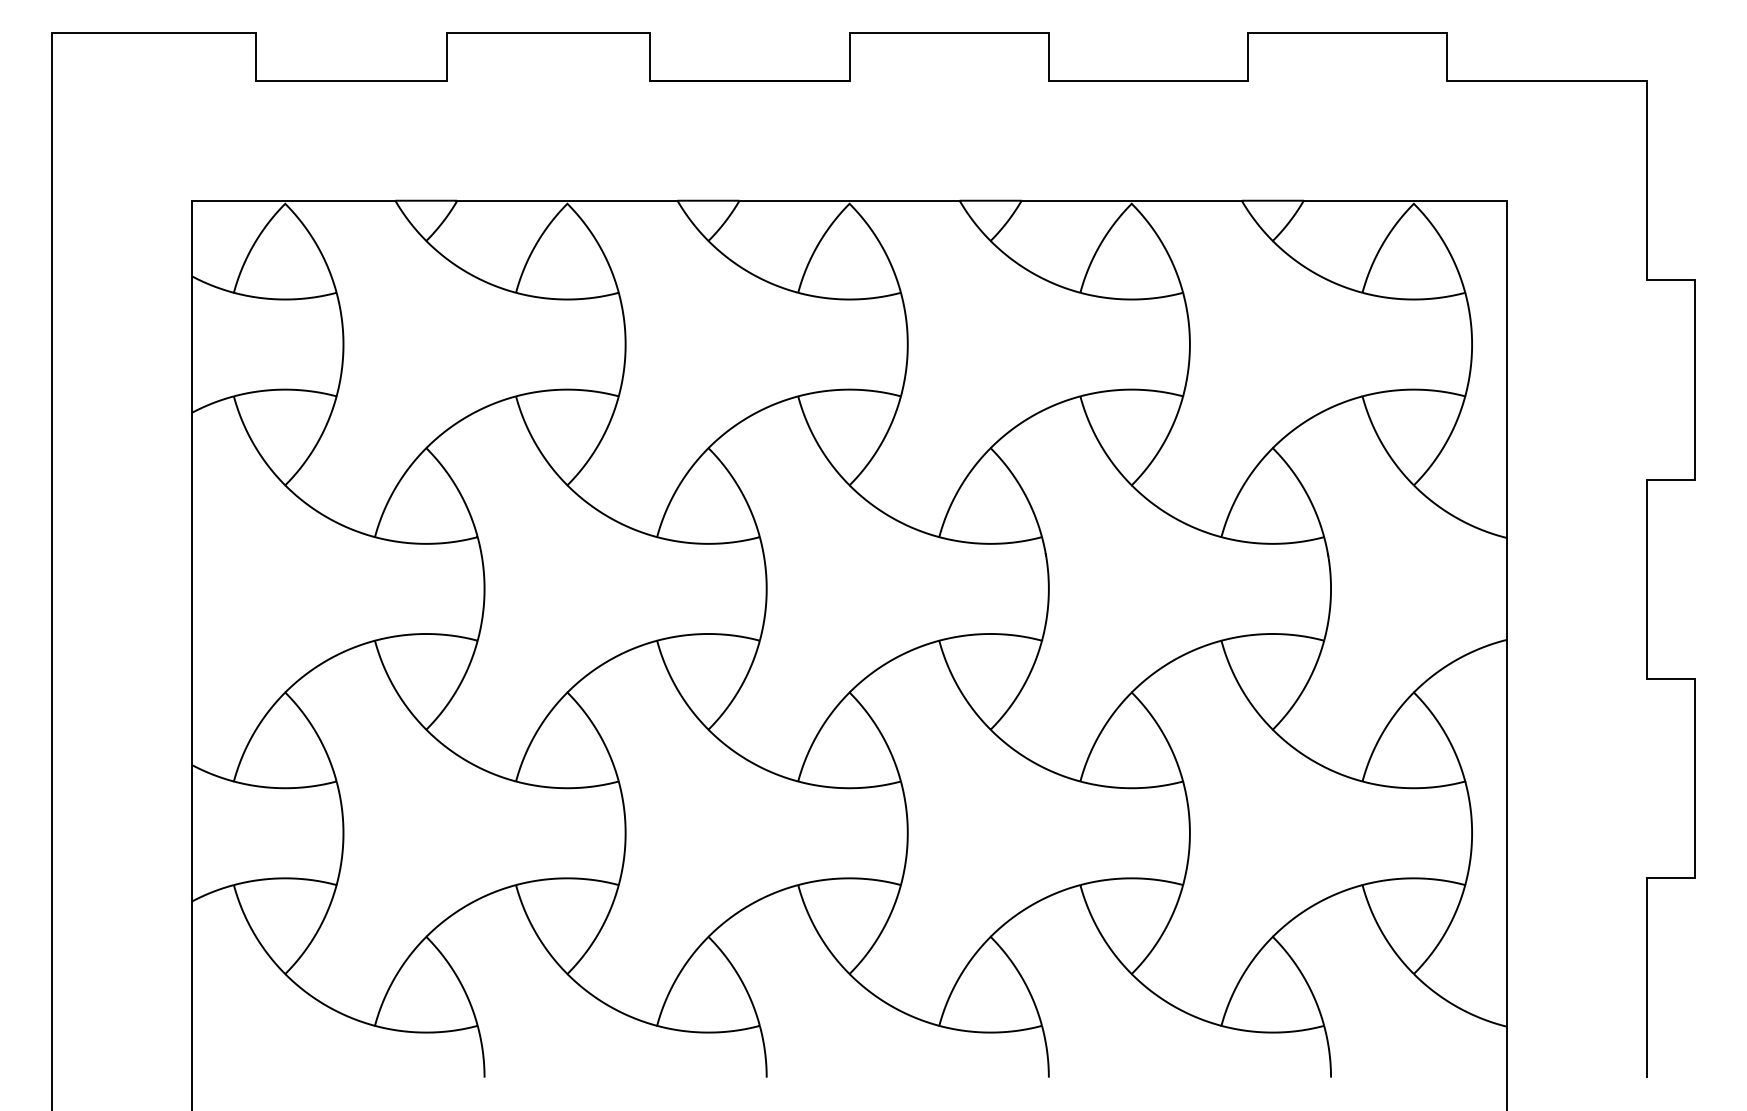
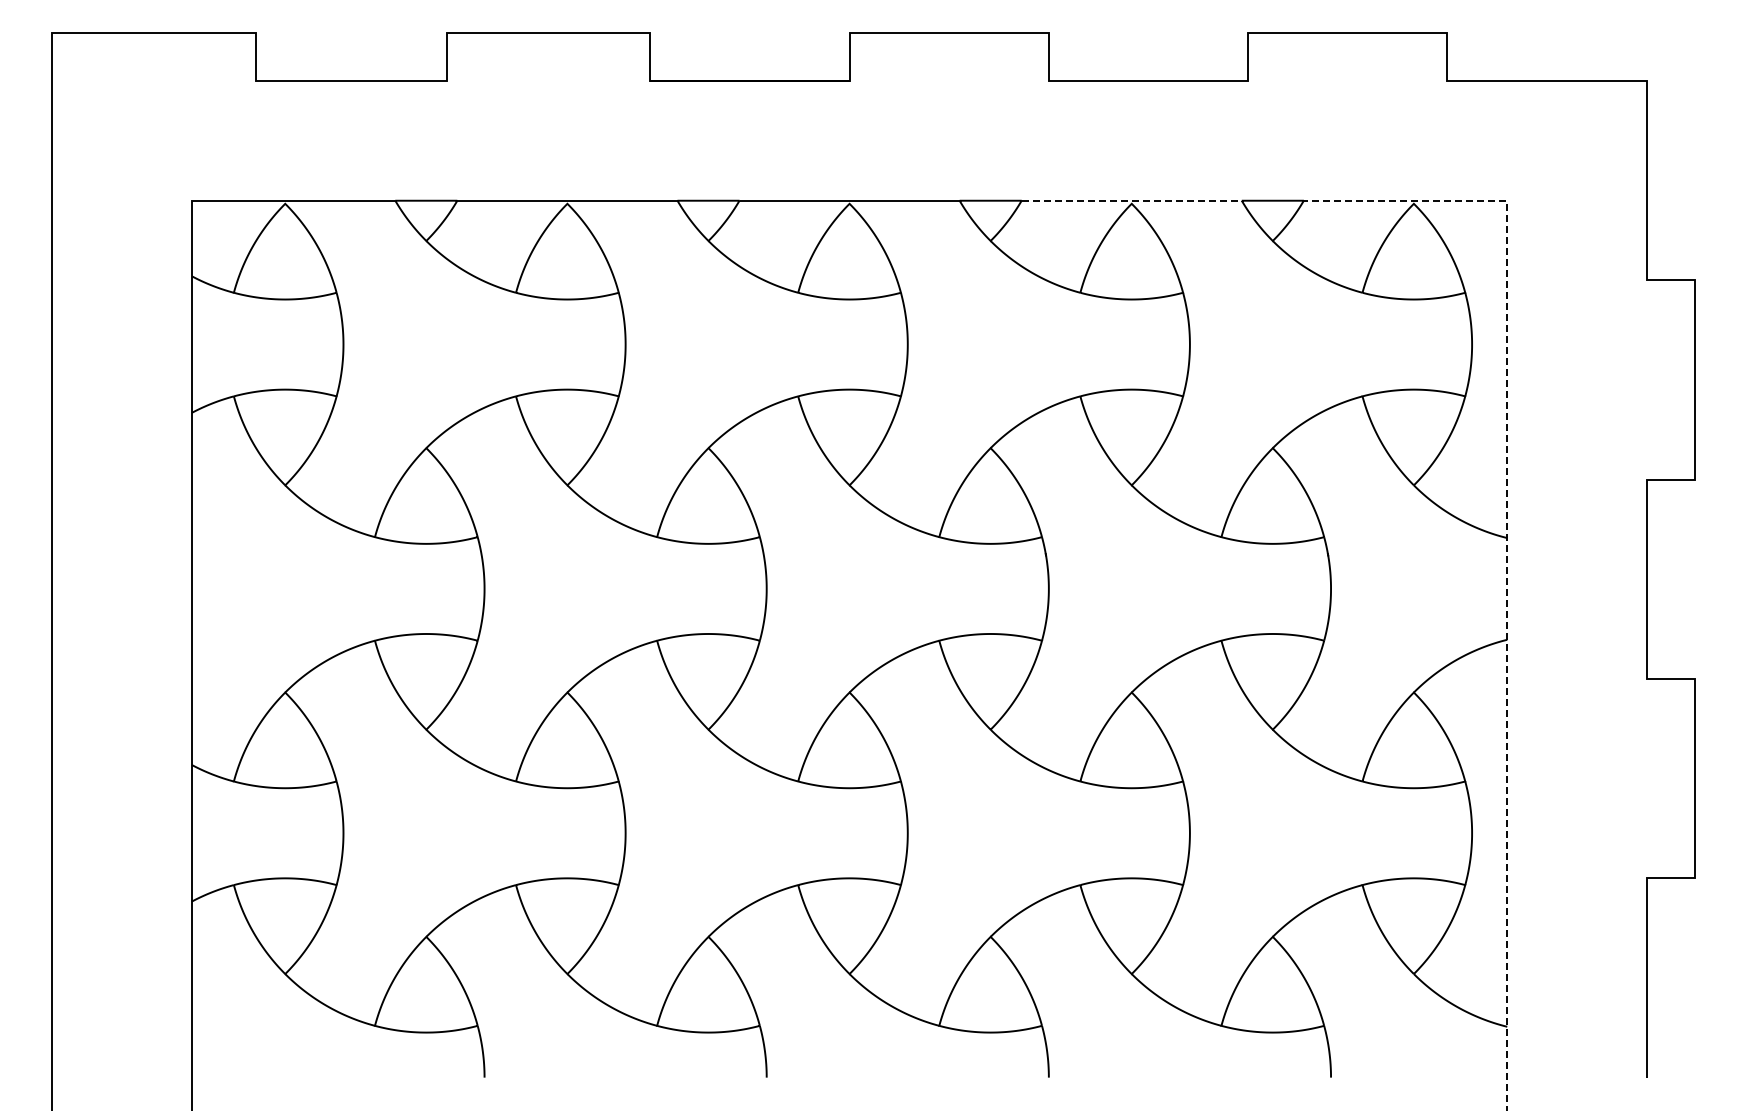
line: solid -> dashed (1132, 200)
line: solid -> dashed (1507, 552)
